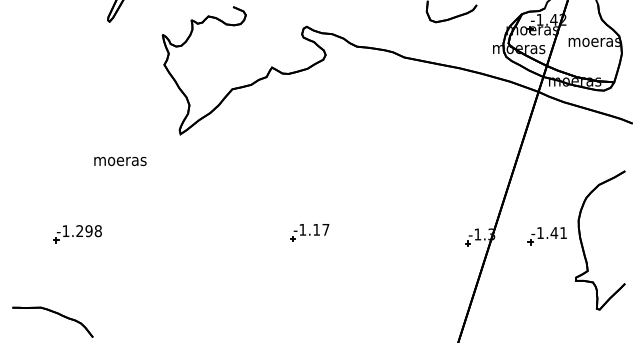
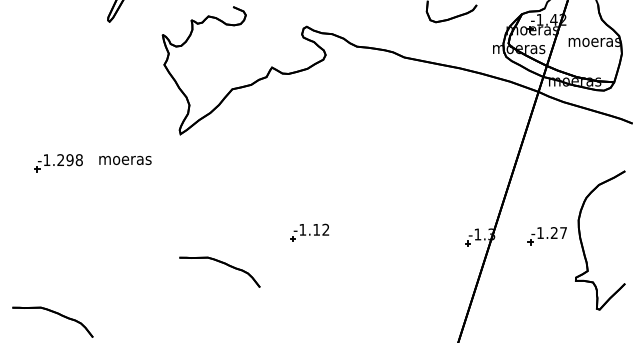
text position: (120, 161) -> (125, 160) (125, 160)
text: -1.17 -> -1.12 (325, 229)
text: -1.41 -> -1.27 (558, 232)
part position: (77, 234) -> (58, 163) (58, 163)
part: none -> present (221, 263)
